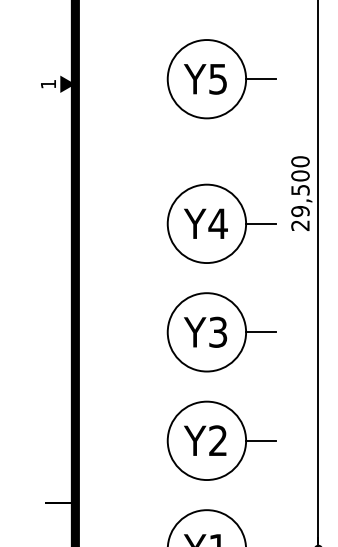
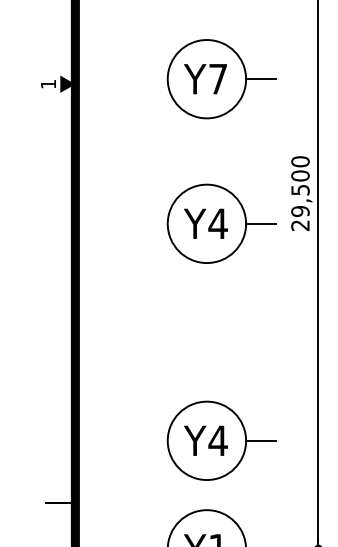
text: Y5 -> Y7 (217, 79)
part: present -> none (221, 332)
text: Y2 -> Y4 (217, 440)
